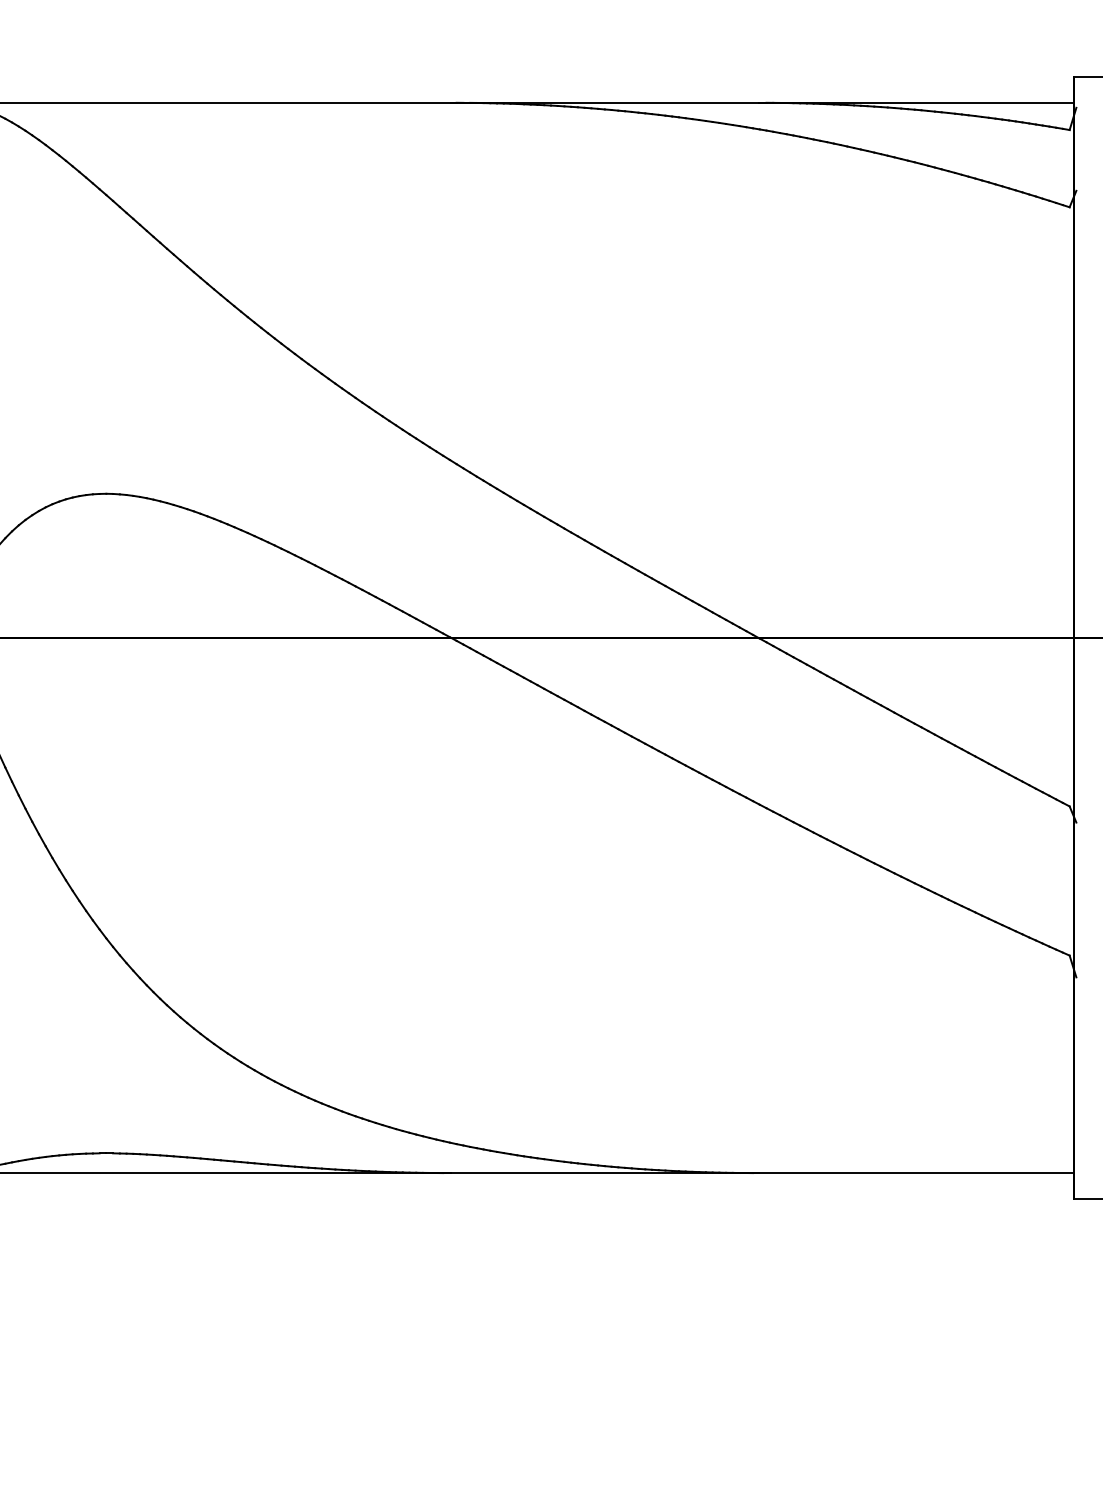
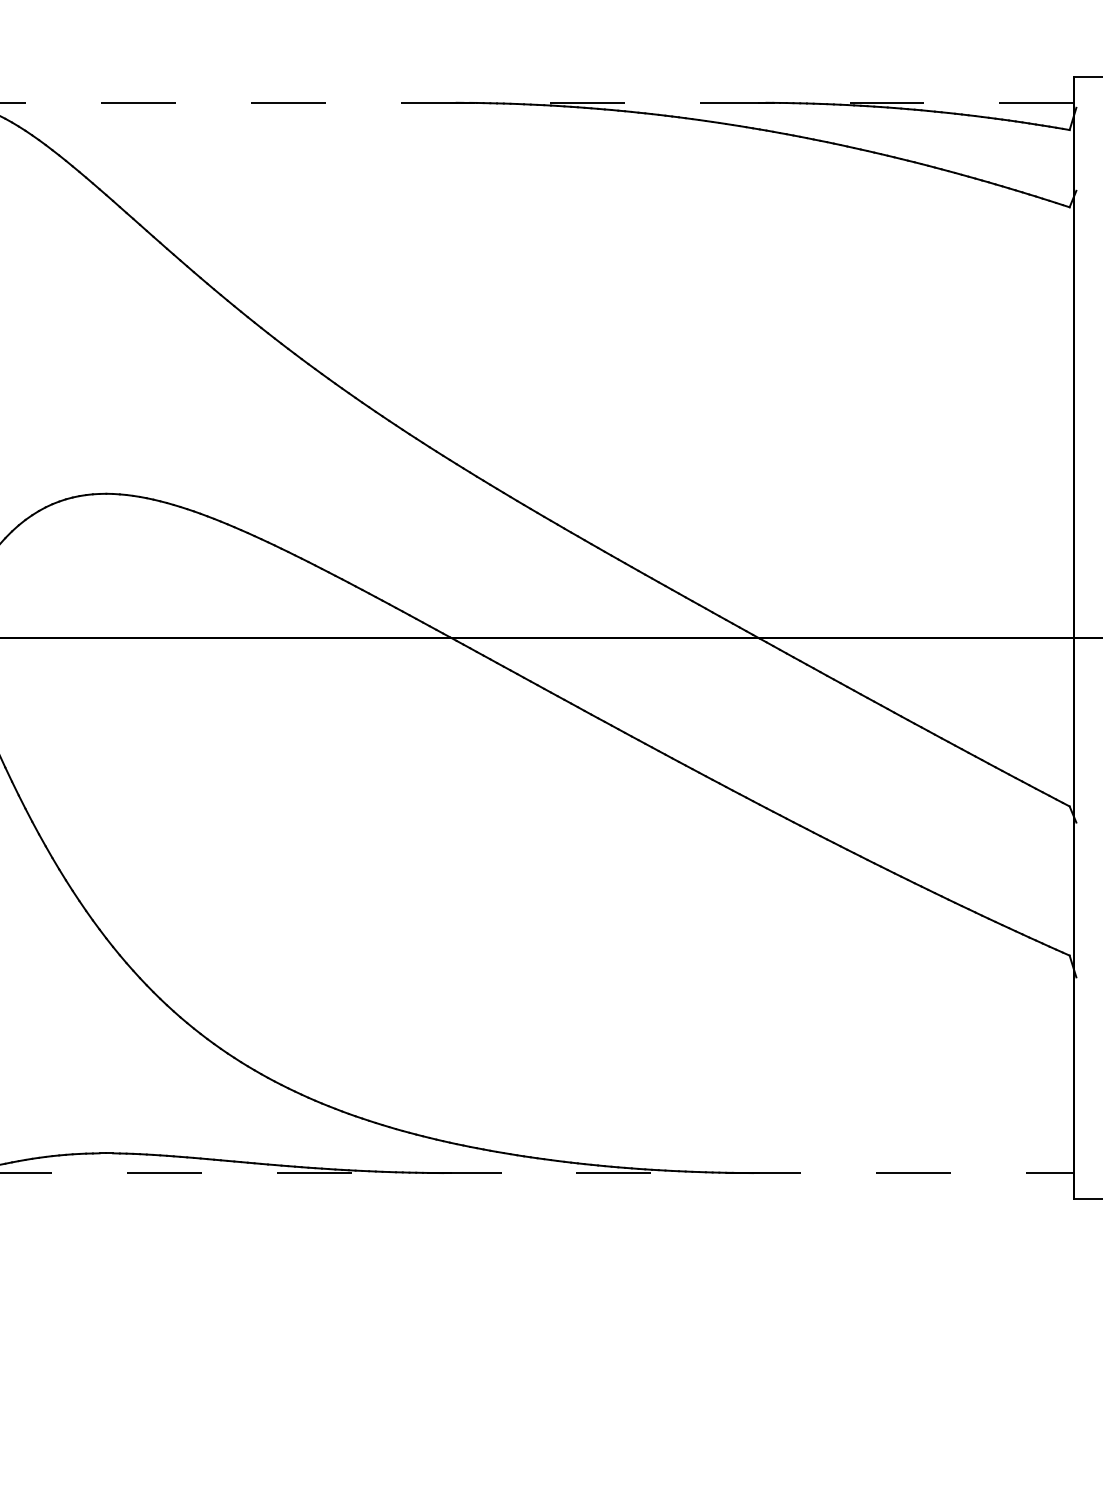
line: solid -> dashed (537, 102)
line: solid -> dashed (537, 1173)
